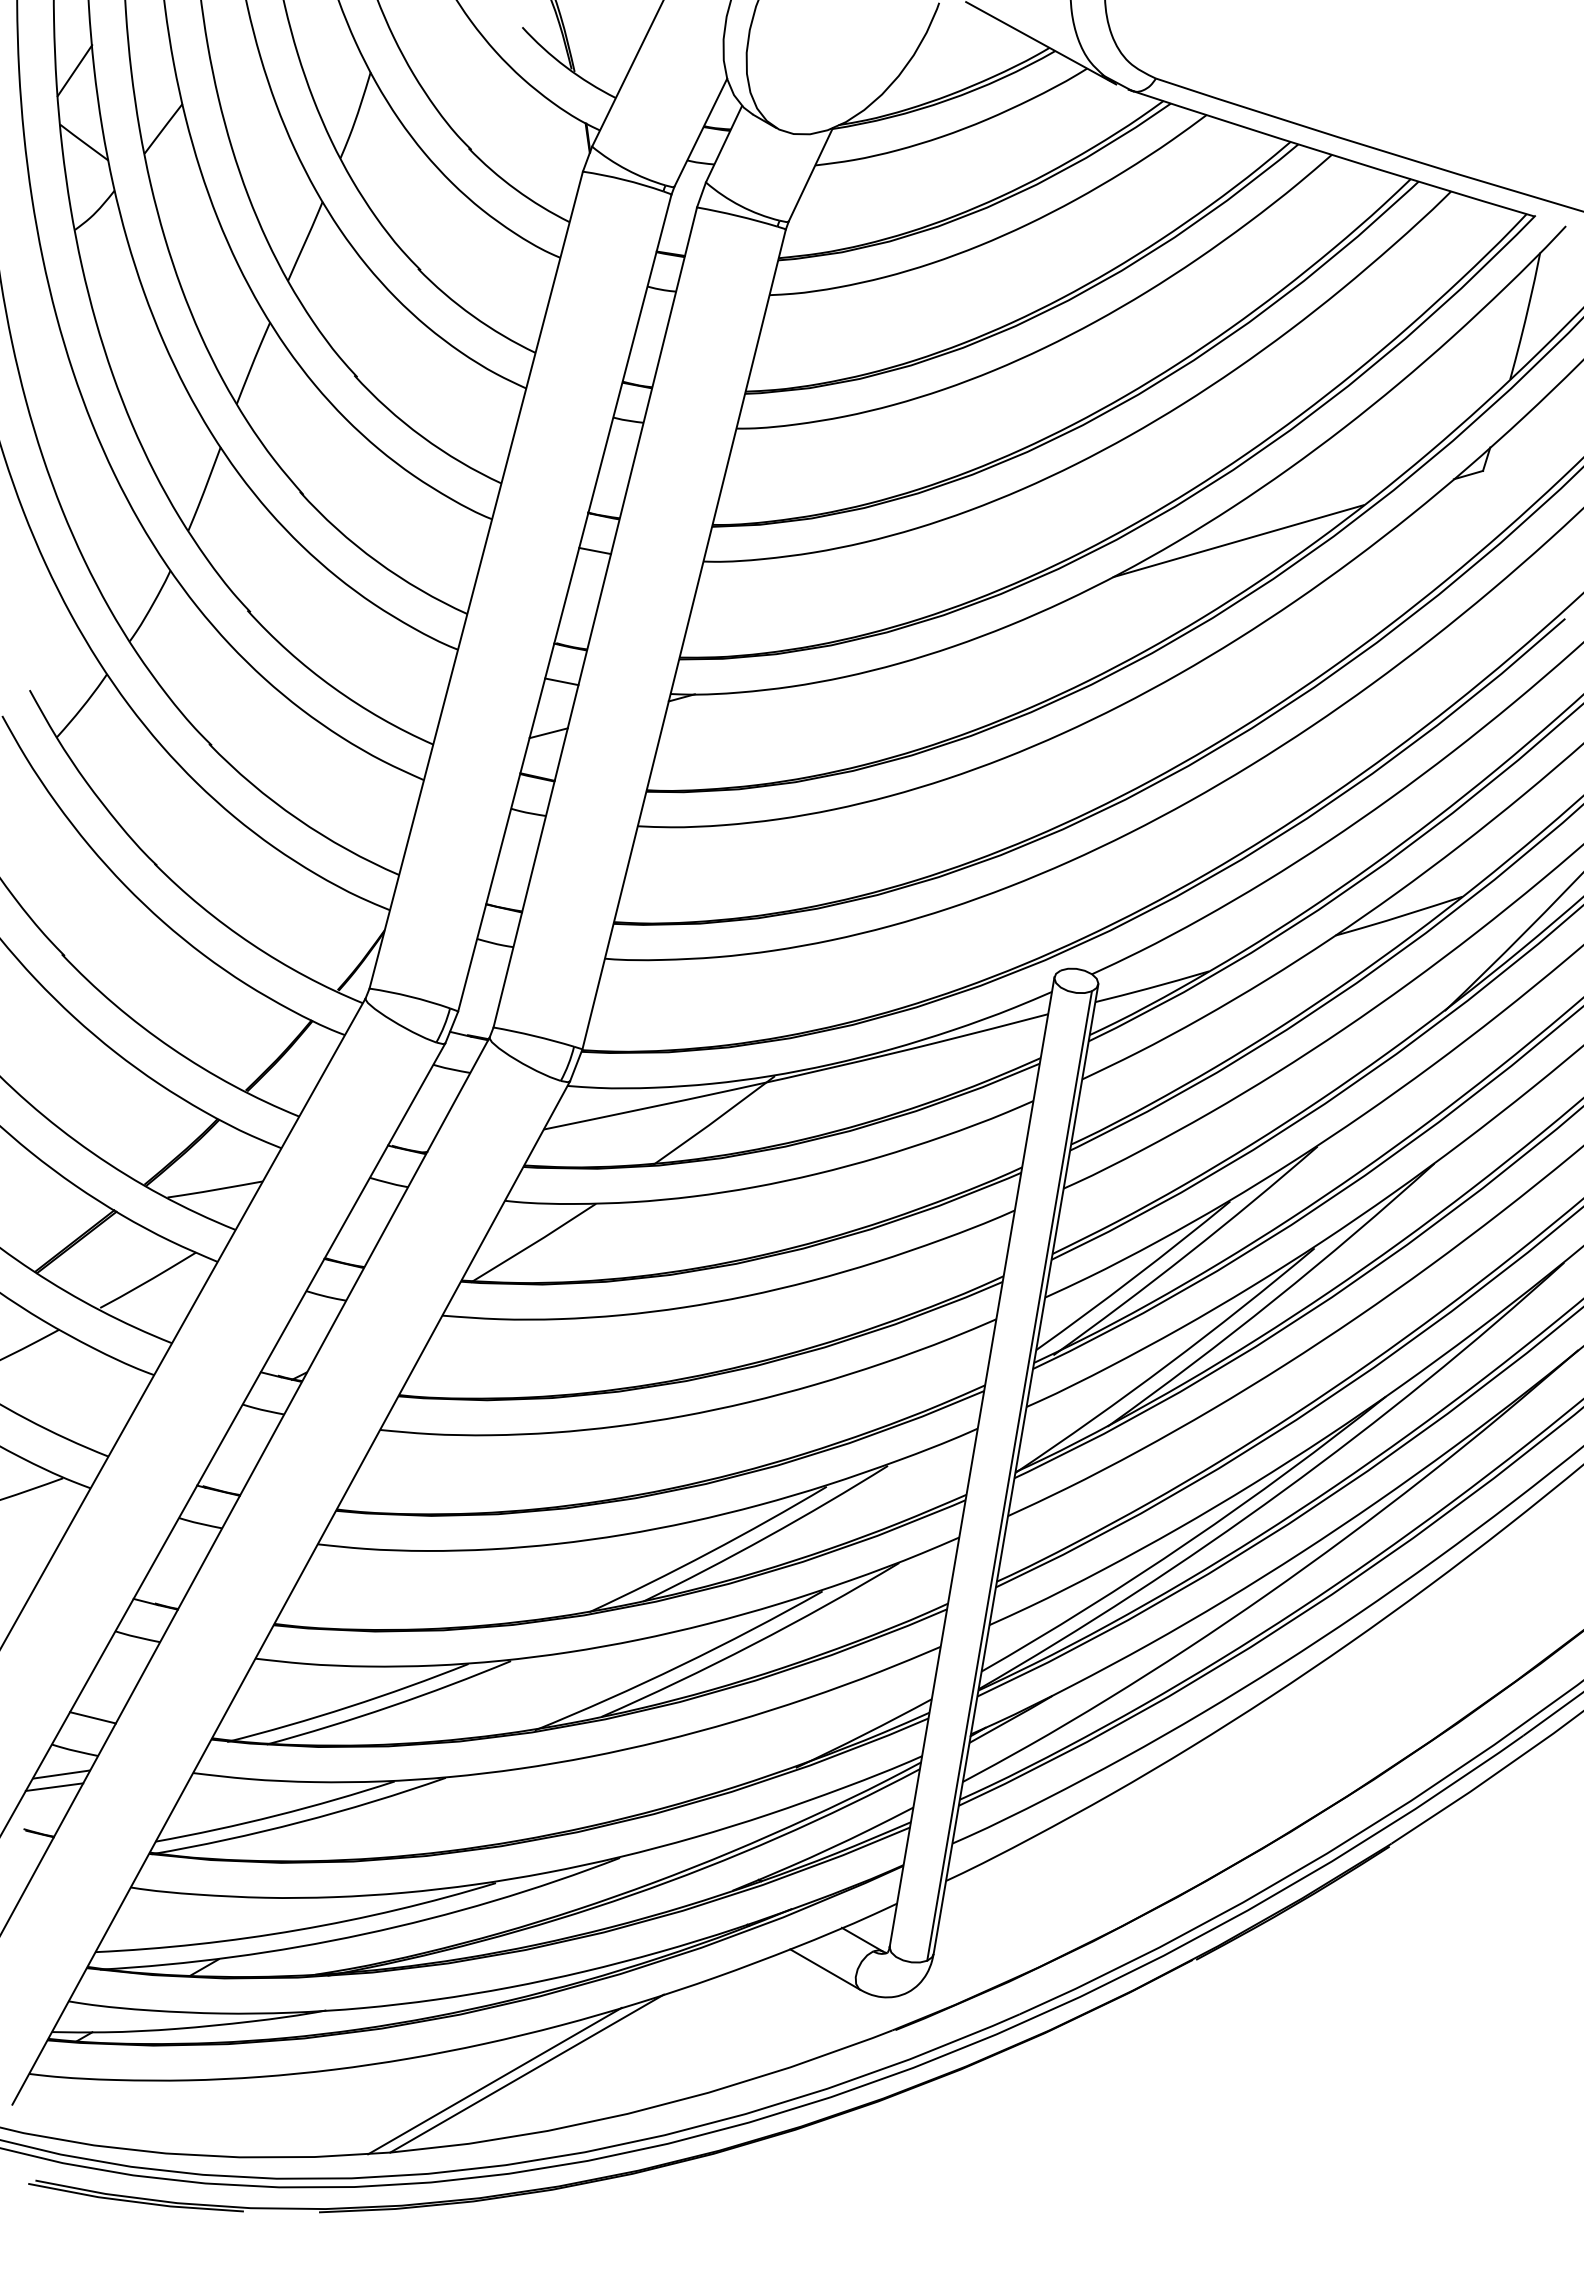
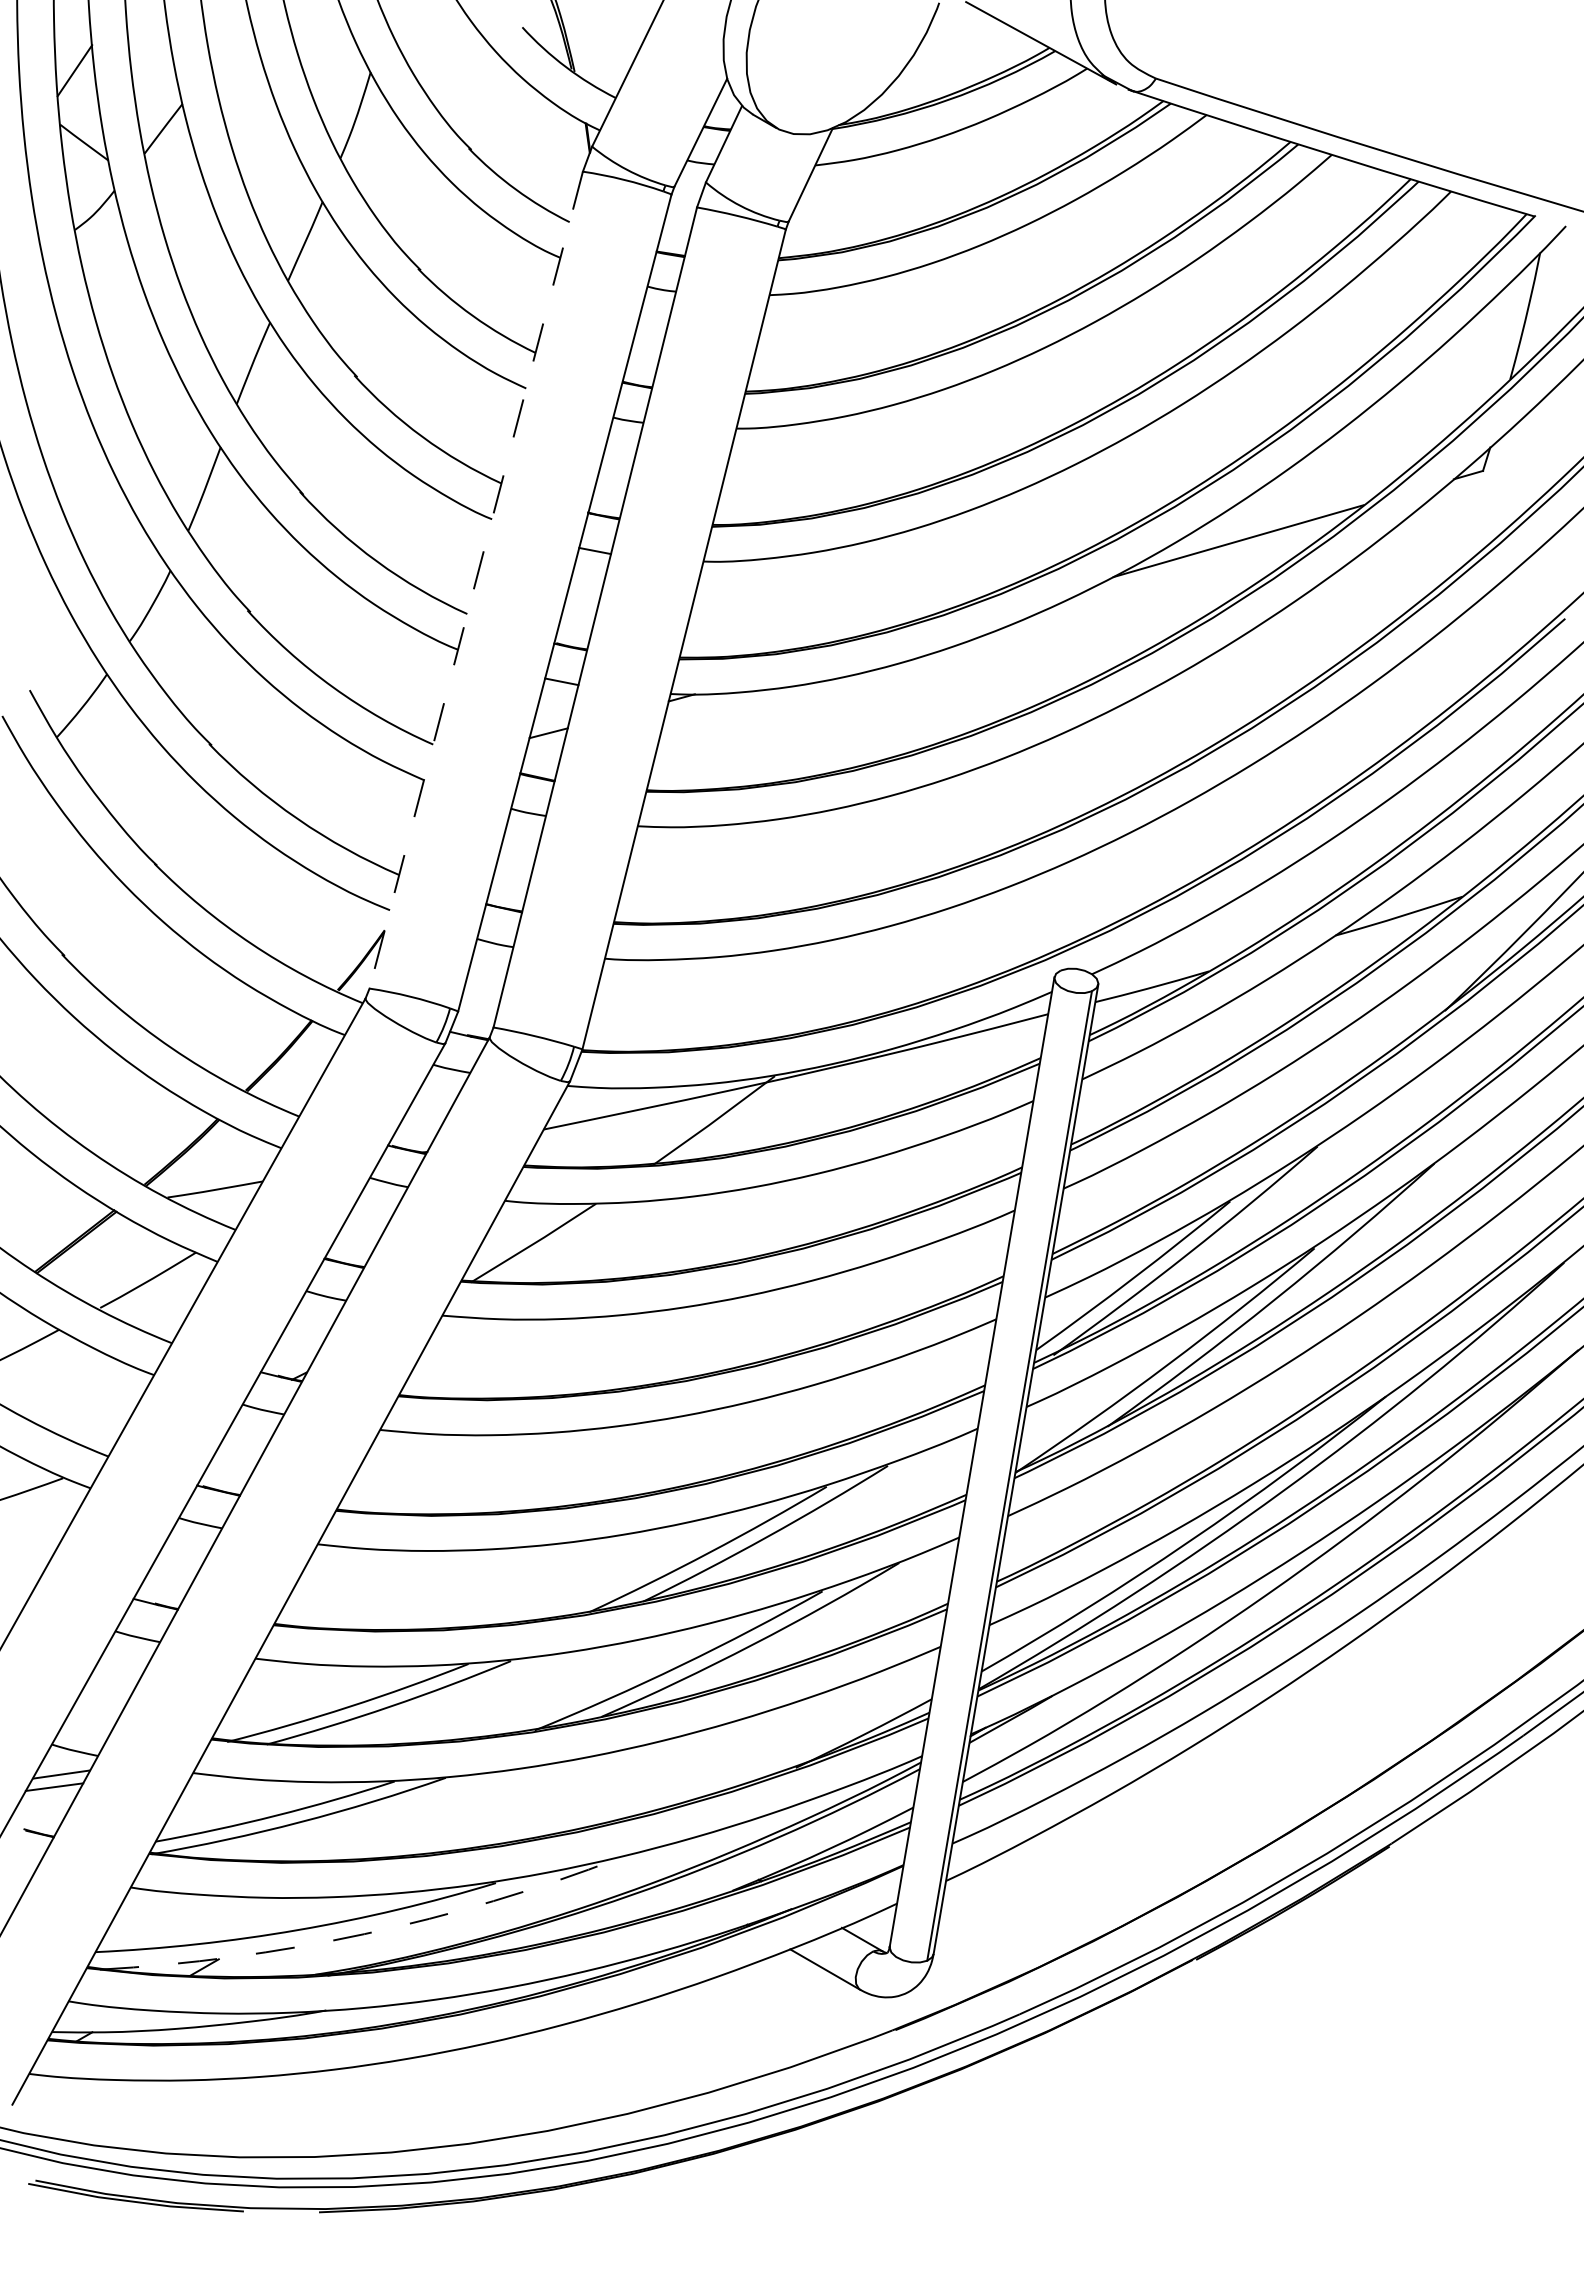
line: solid -> dashed (476, 580)
line: present -> none (92, 1717)
arc: solid -> dashed (364, 1934)
line: present -> none (526, 2073)
line: present -> none (494, 2080)
